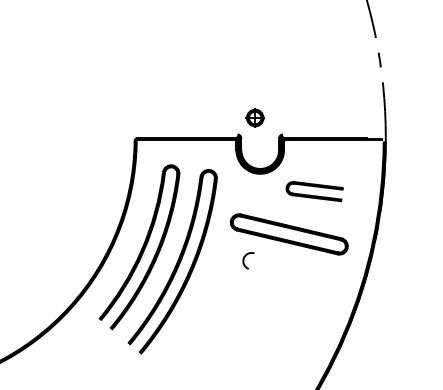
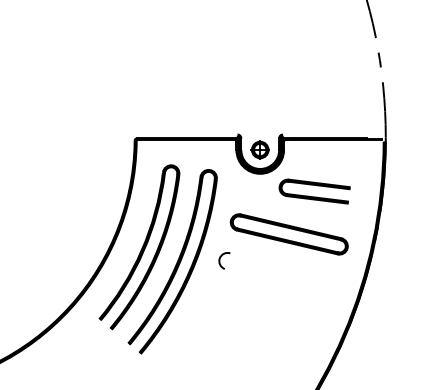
part position: (254, 117) -> (259, 149) (259, 149)
part size: 59x22 px -> 73x27 px (314, 191)
arc position: (244, 260) -> (220, 260) (220, 260)
